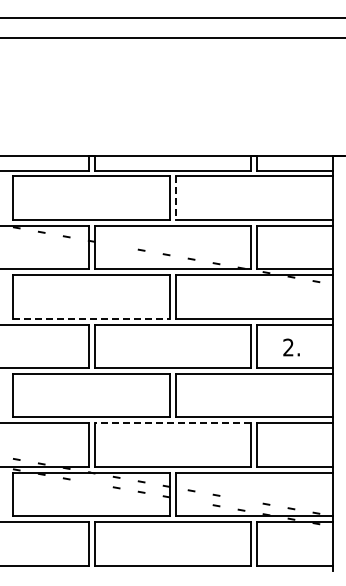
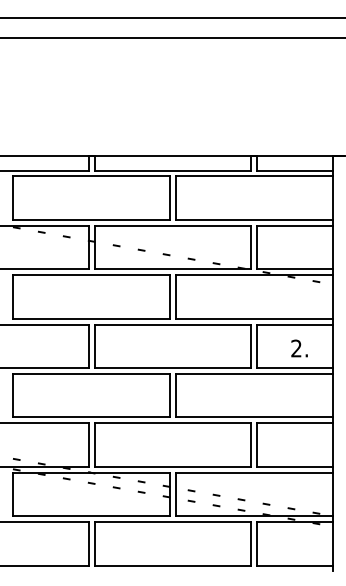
line: dashed -> solid (175, 198)
line: none -> present (116, 245)
line: dashed -> solid (92, 318)
text position: (291, 347) -> (299, 348) (299, 348)
line: dashed -> solid (172, 423)
line: none -> present (91, 482)
line: none -> present (241, 499)
line: none -> present (191, 500)
